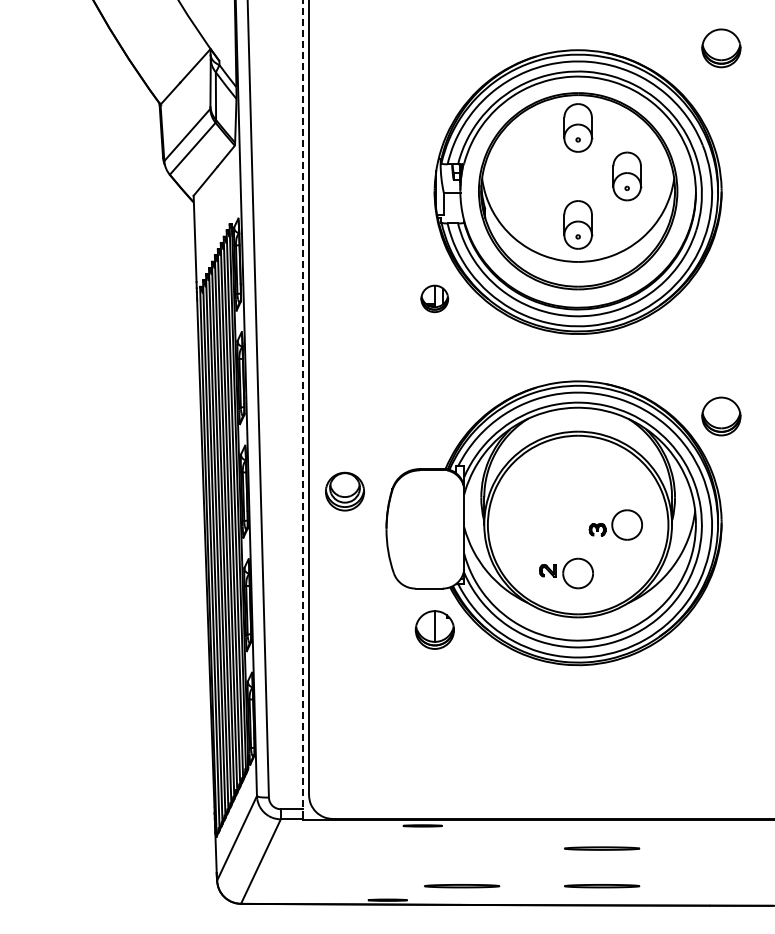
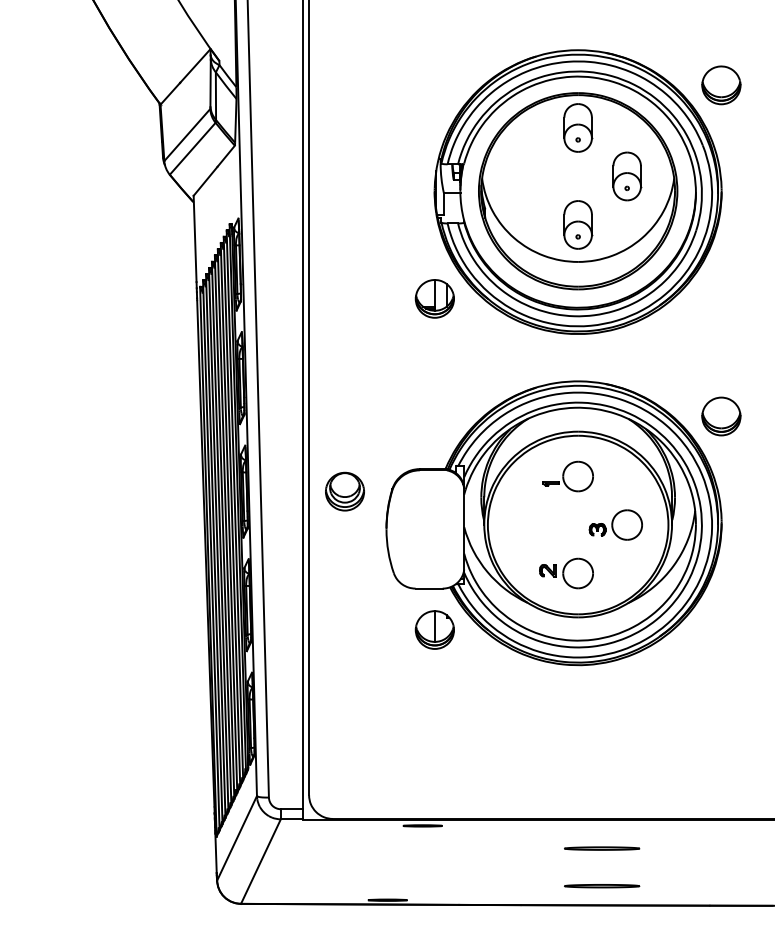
part position: (721, 48) -> (721, 85) (721, 85)
part size: 30x30 px -> 41x40 px (434, 298)
line: dashed -> solid (303, 410)
part: none -> present (567, 476)
line: present -> none (462, 886)
